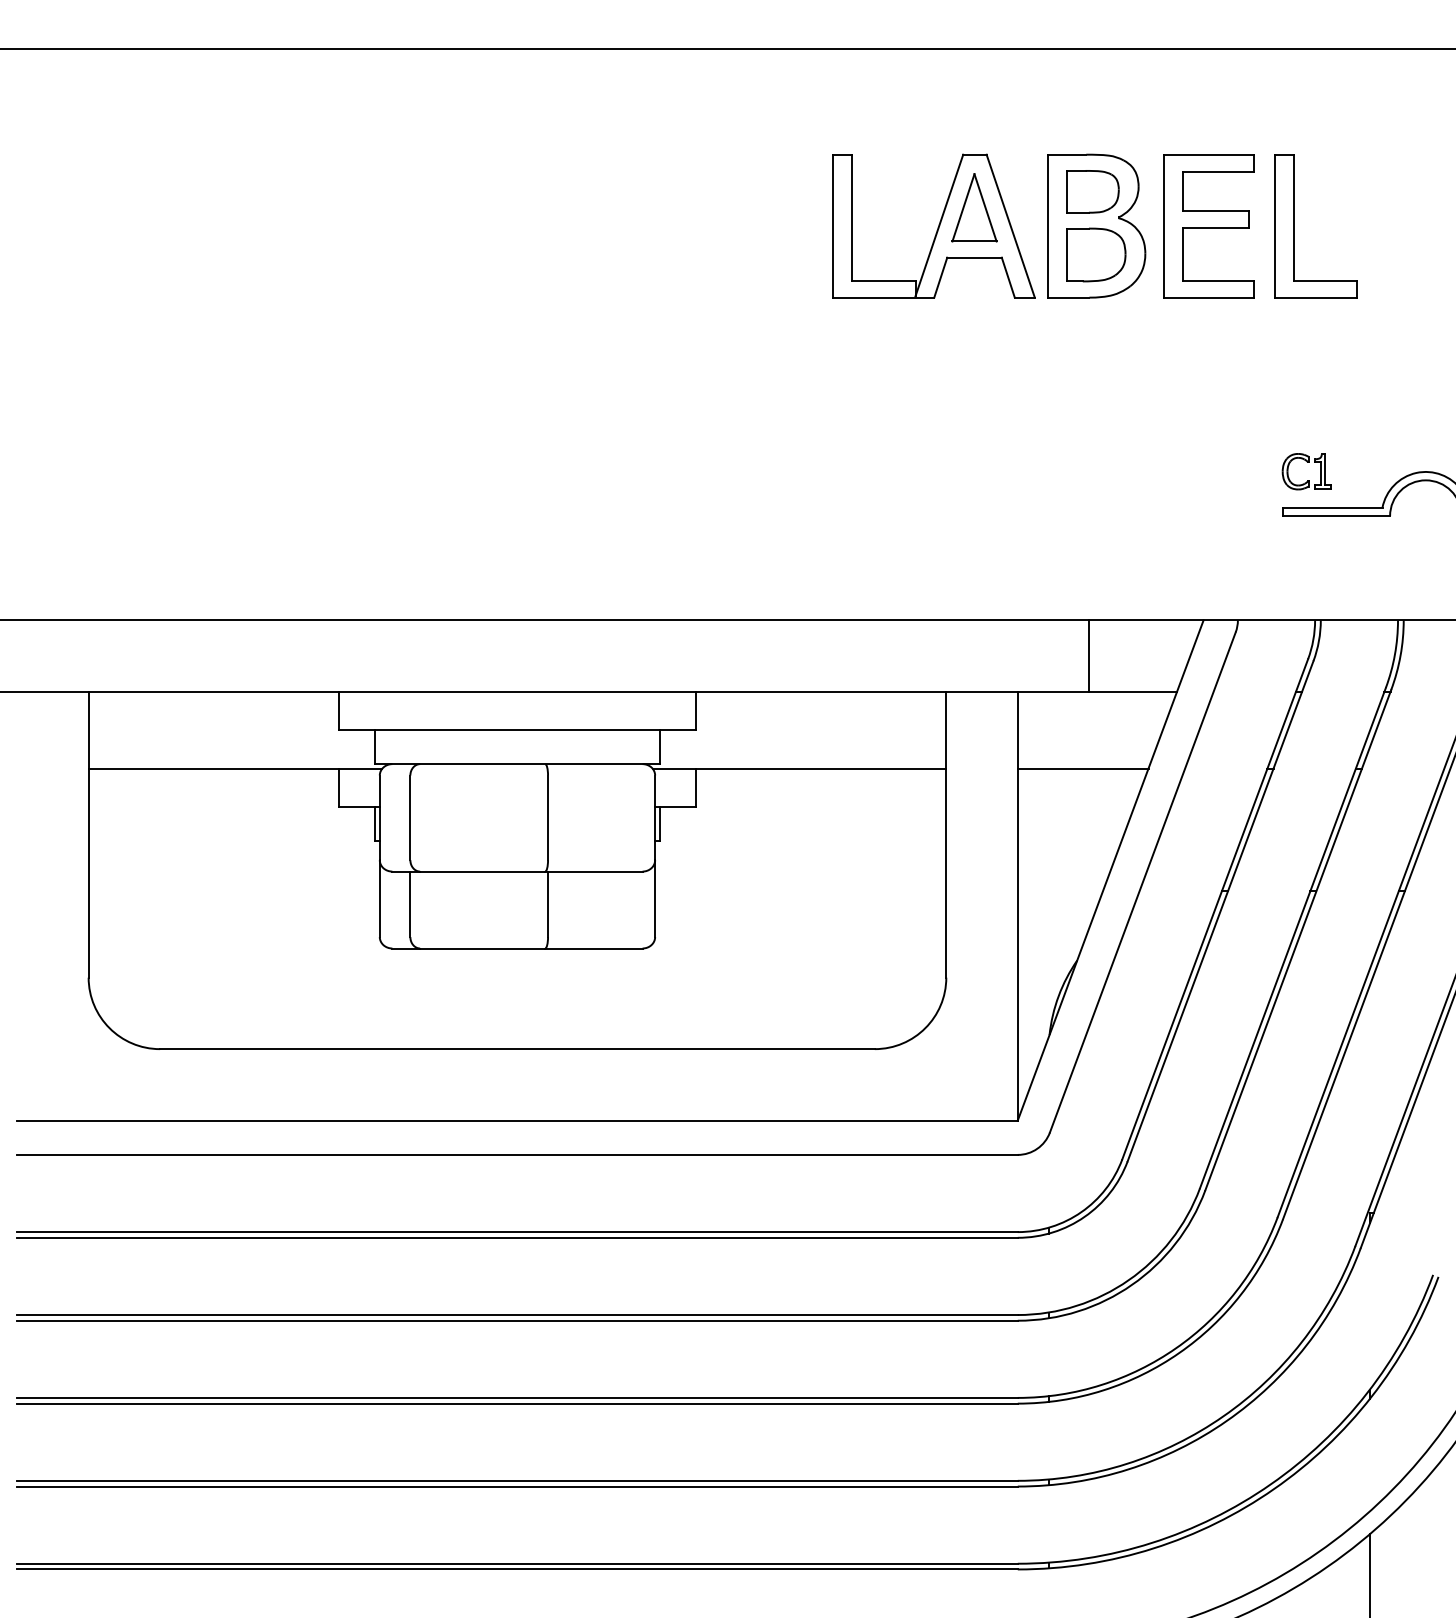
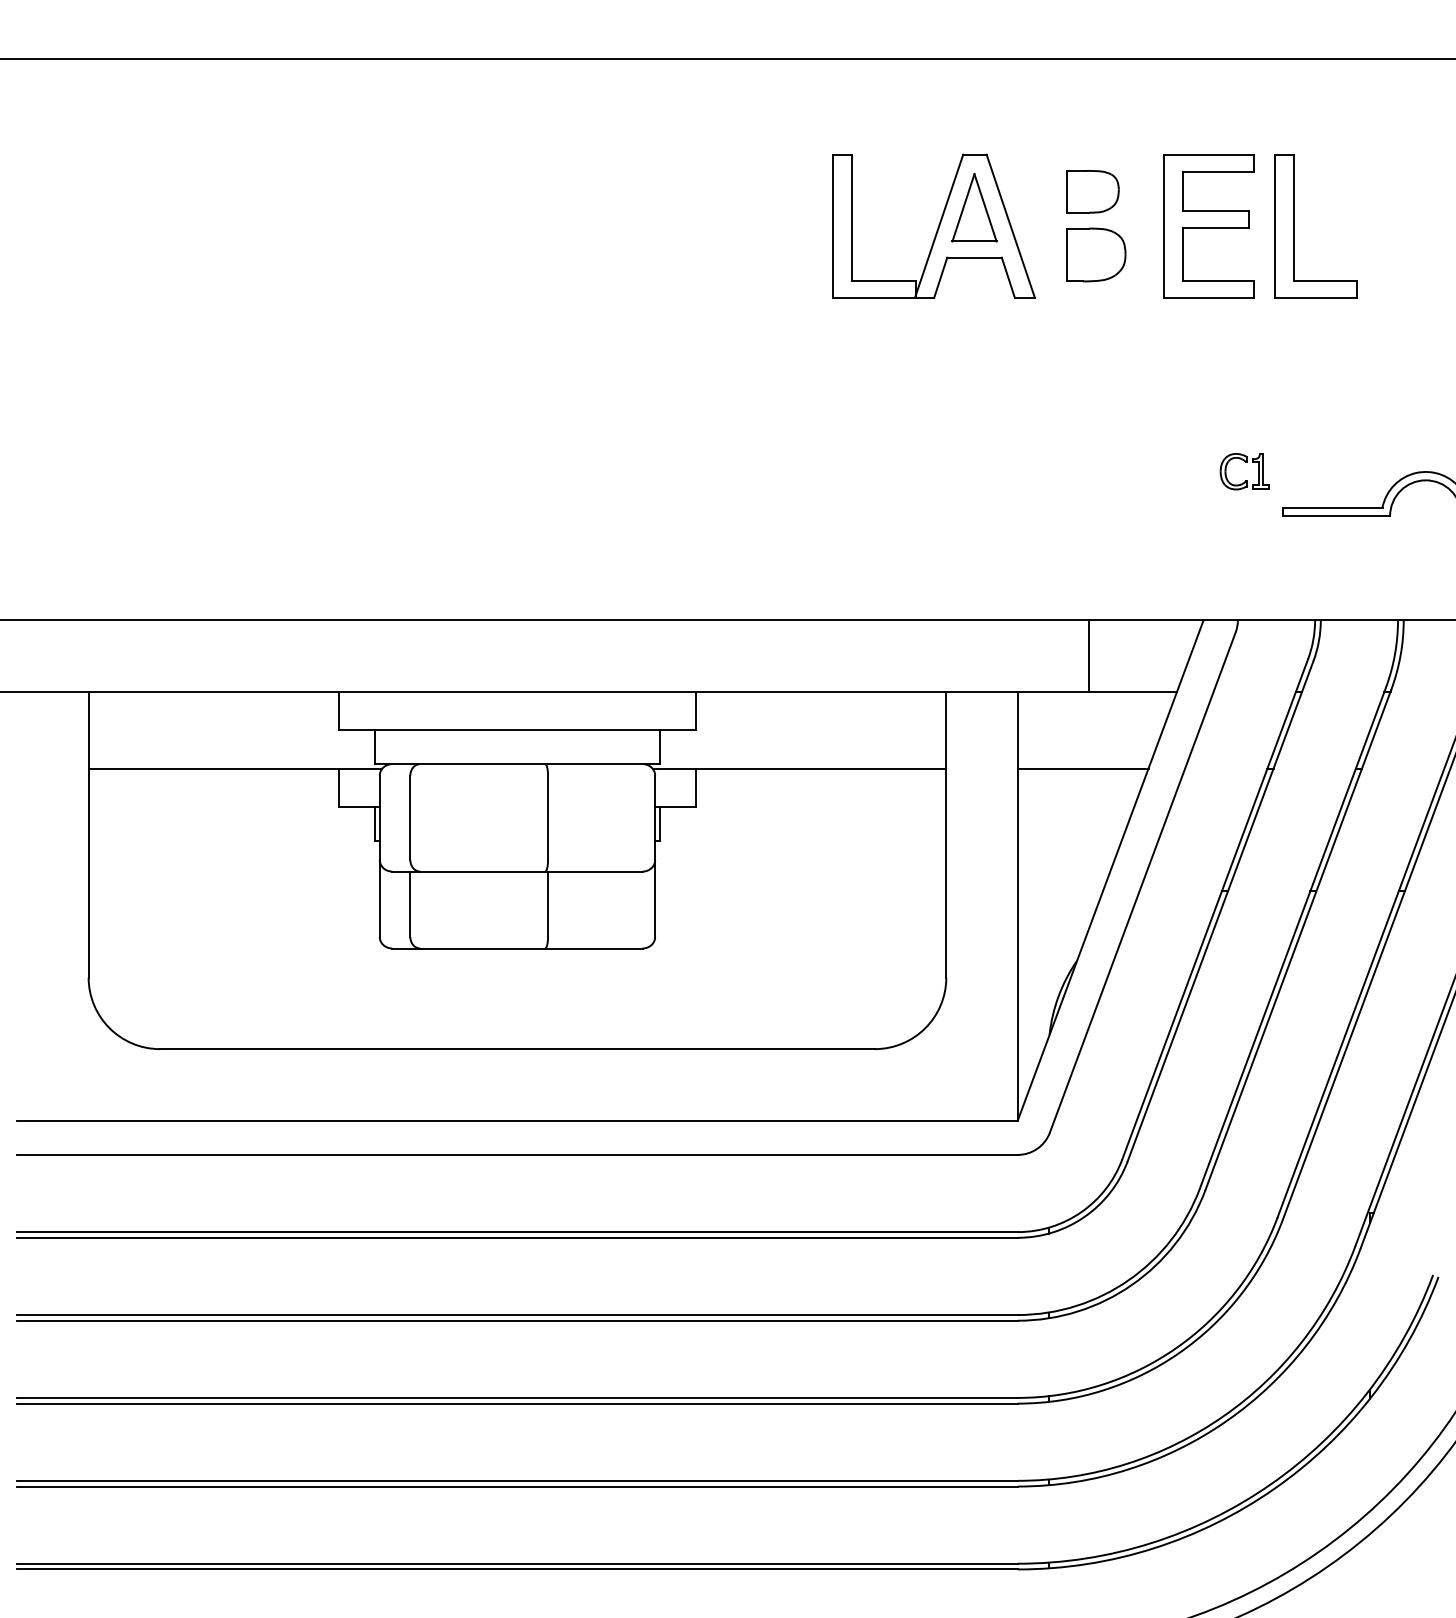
line position: (727, 48) -> (727, 58) (727, 58)
part: present -> none (1096, 225)
part position: (1307, 462) -> (1245, 462) (1245, 462)
line: present -> none (1369, 1574)
